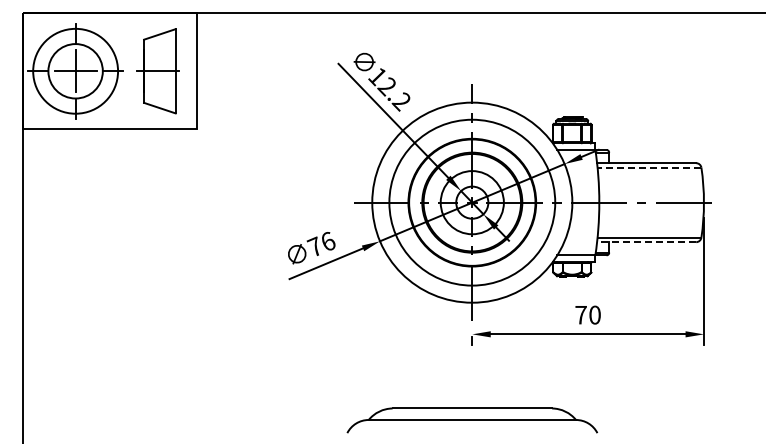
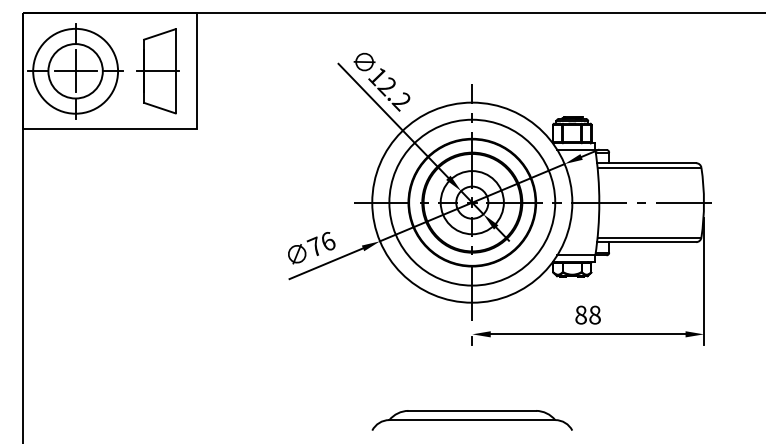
line: dashed -> solid (649, 167)
line: dashed -> solid (646, 242)
text: 70 -> 88 (587, 314)
part size: 252x27 px -> 202x21 px (471, 420)
